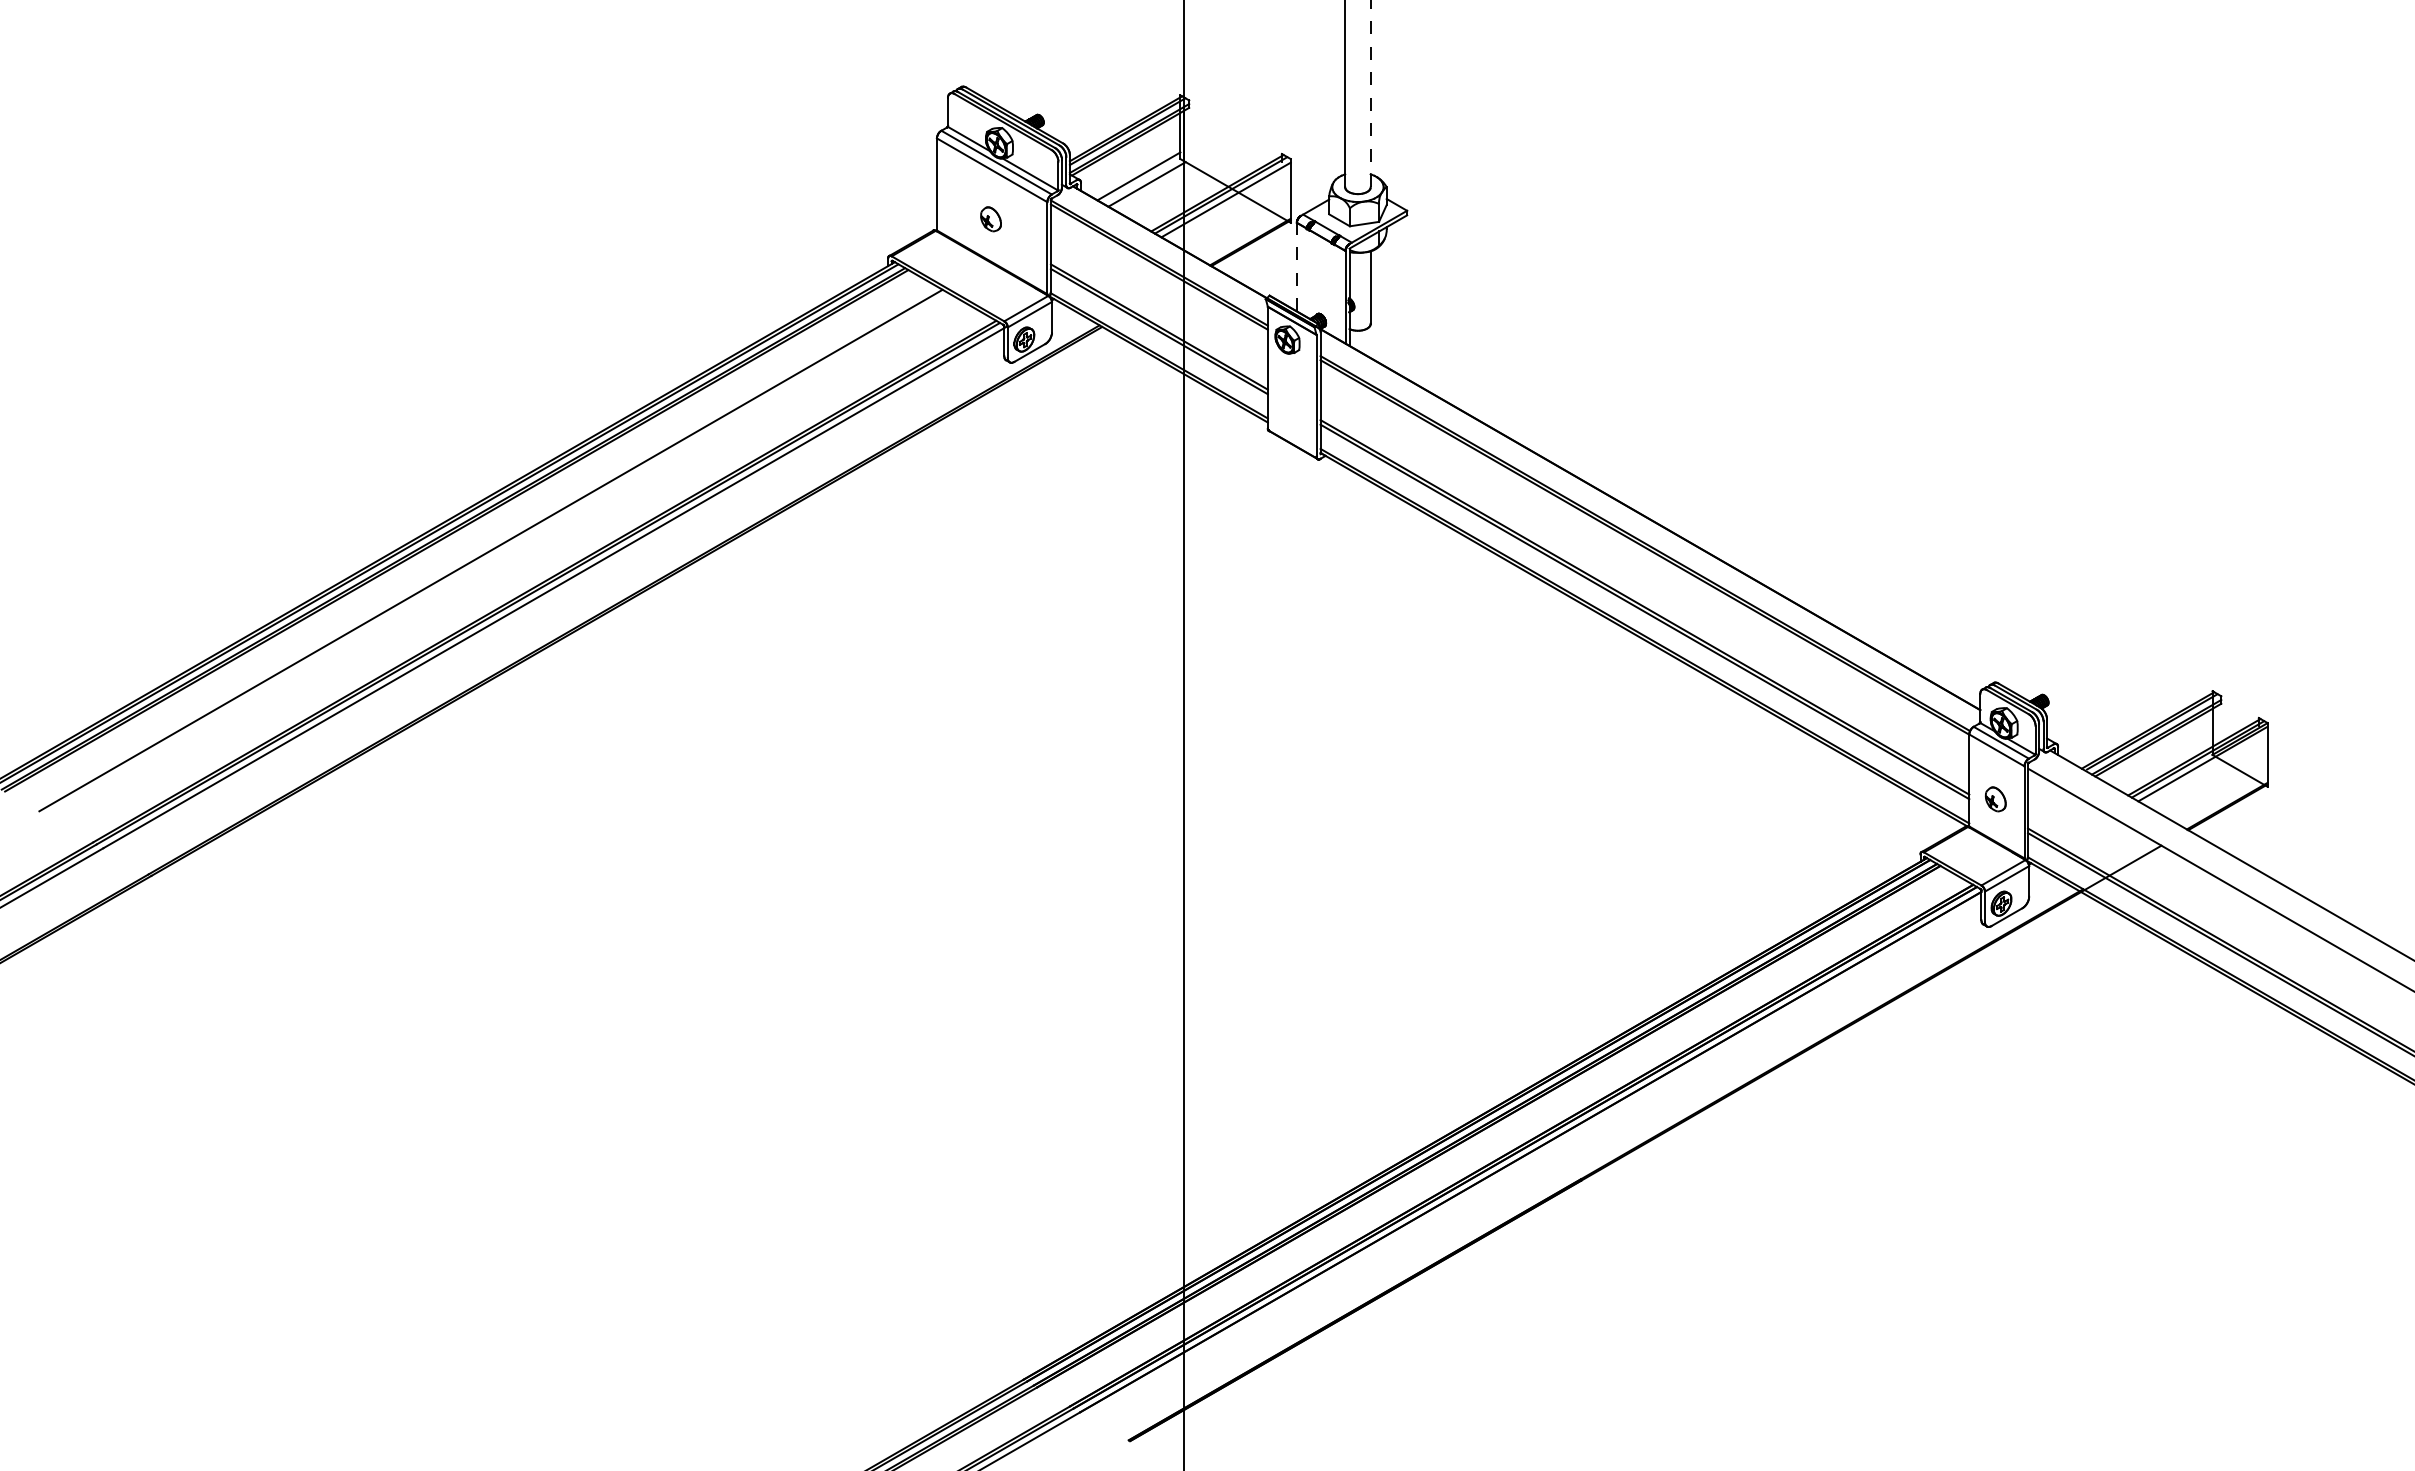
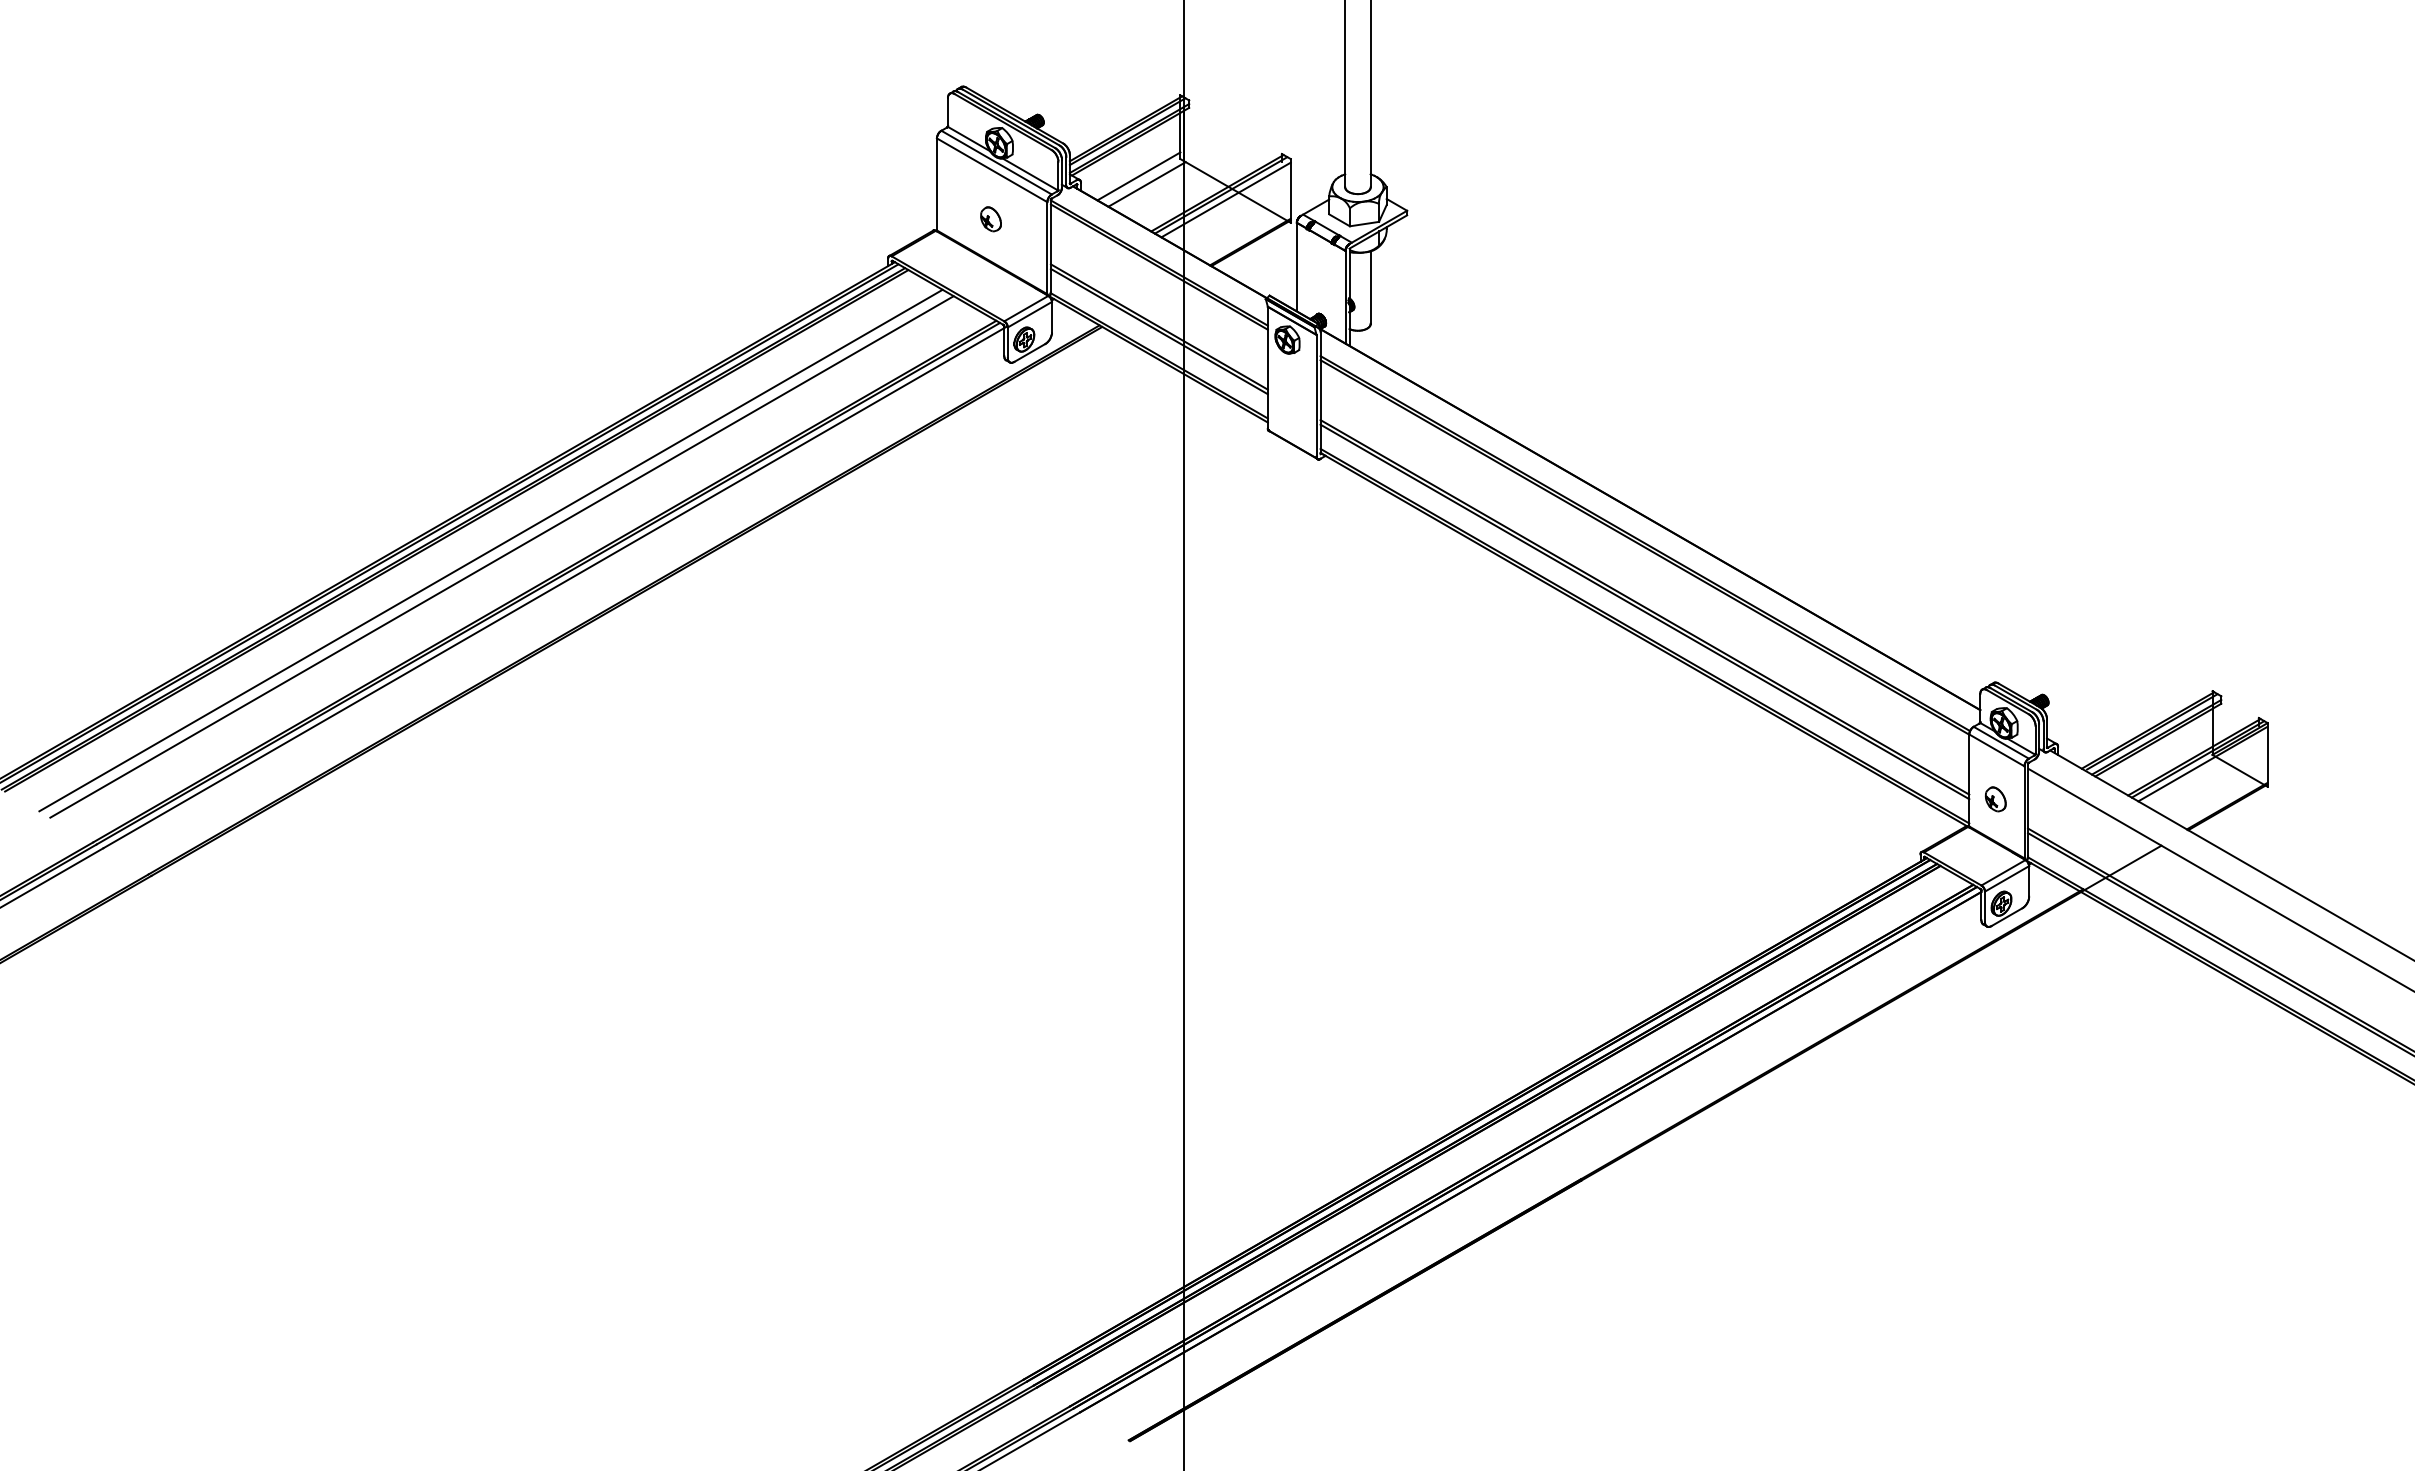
line: dashed -> solid (1370, 93)
line: dashed -> solid (1296, 266)
line: none -> present (501, 556)
